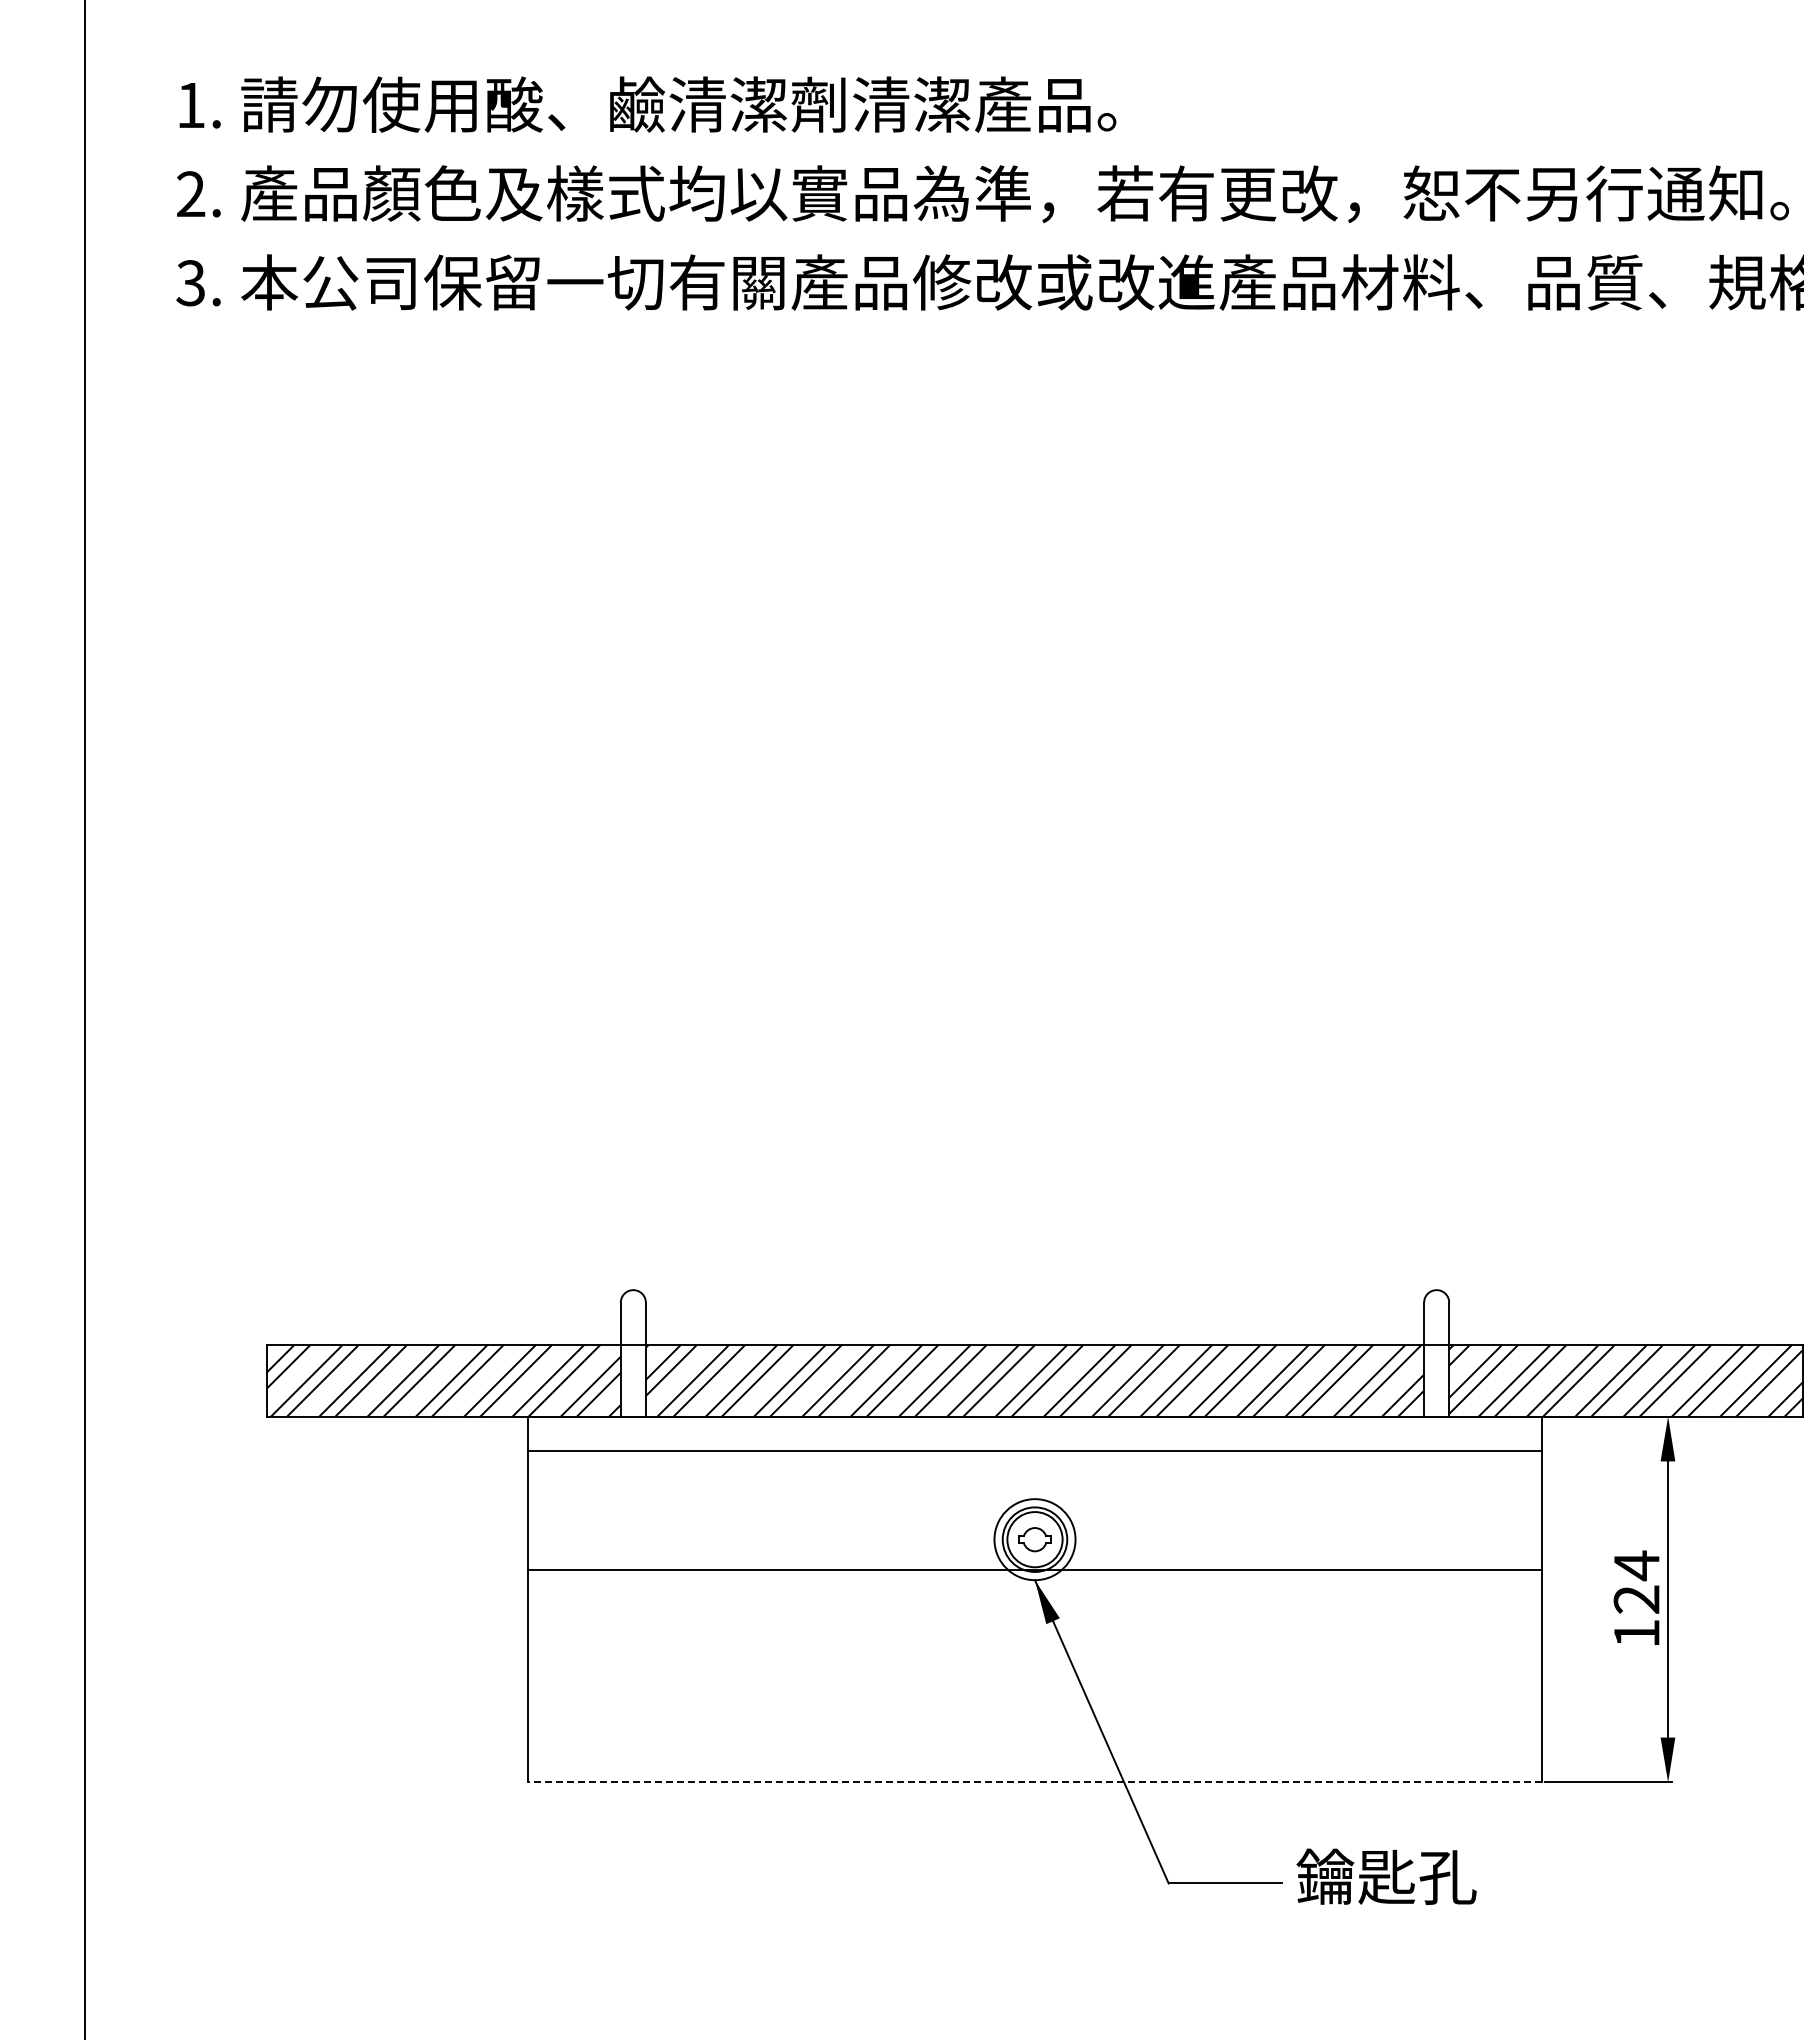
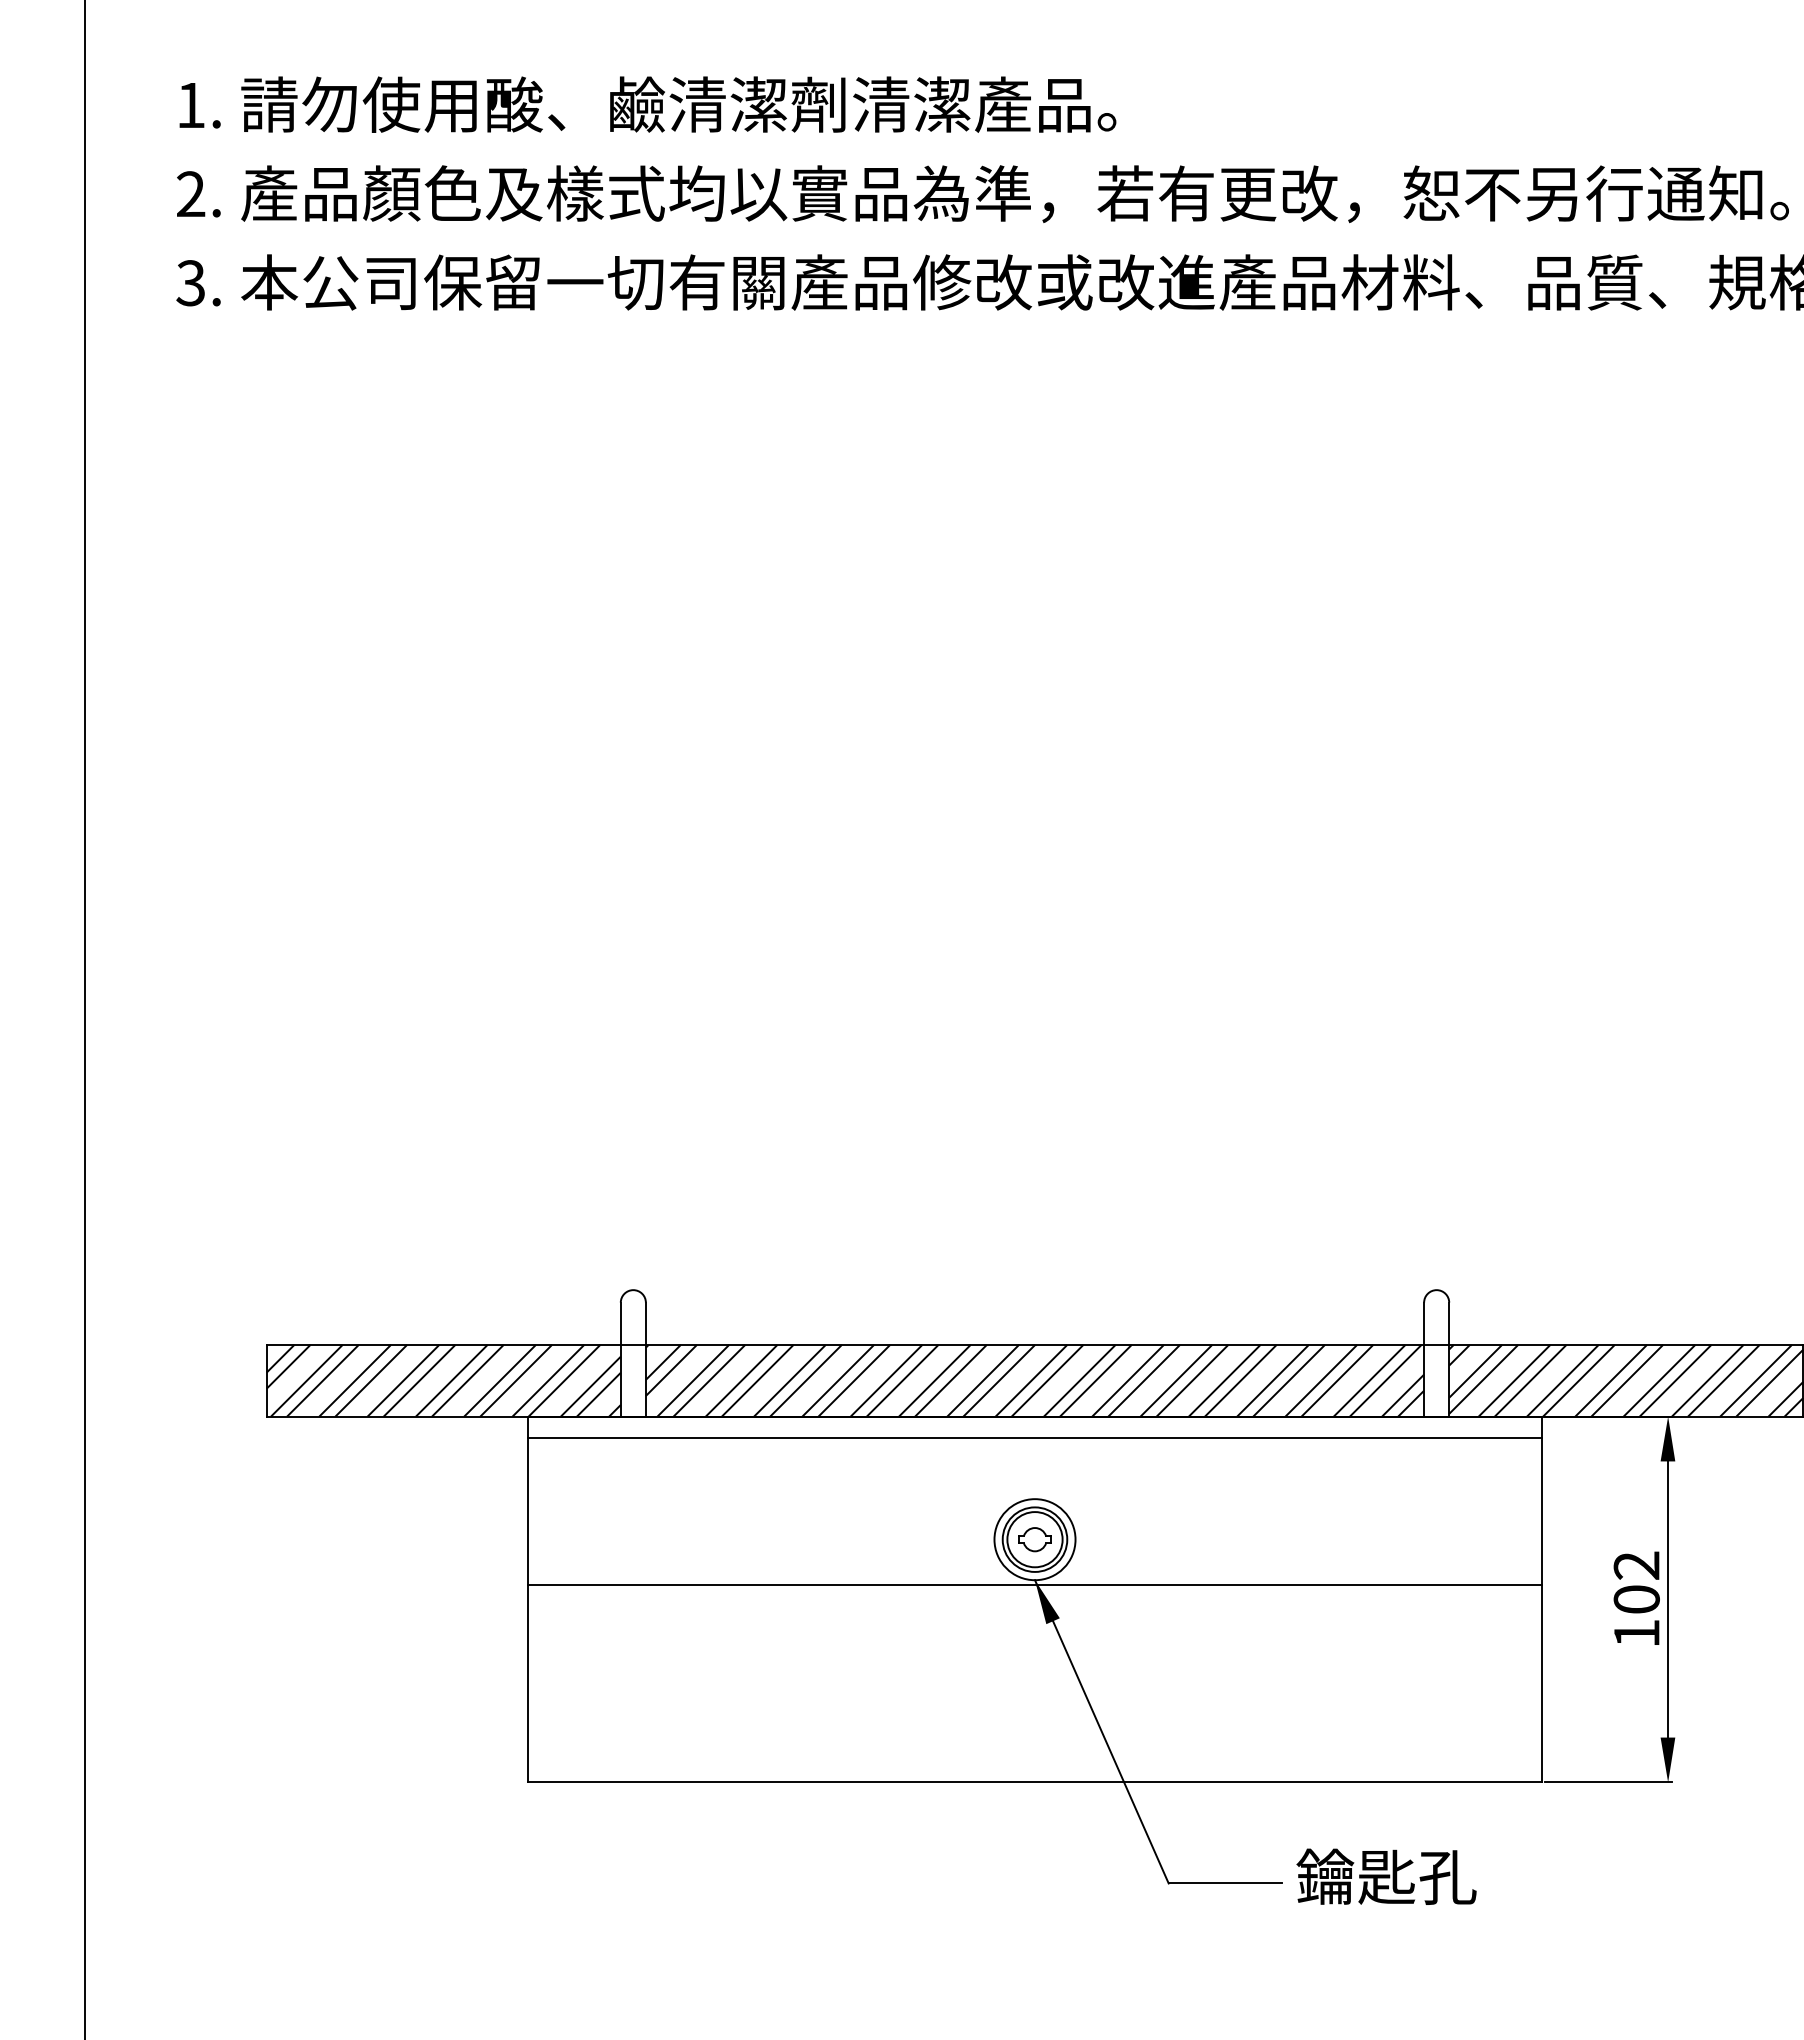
line position: (1034, 1451) -> (1034, 1438) (1034, 1438)
line position: (1034, 1570) -> (1034, 1585) (1034, 1585)
text: 124 -> 102 (1636, 1581)
line: dashed -> solid (1034, 1782)
